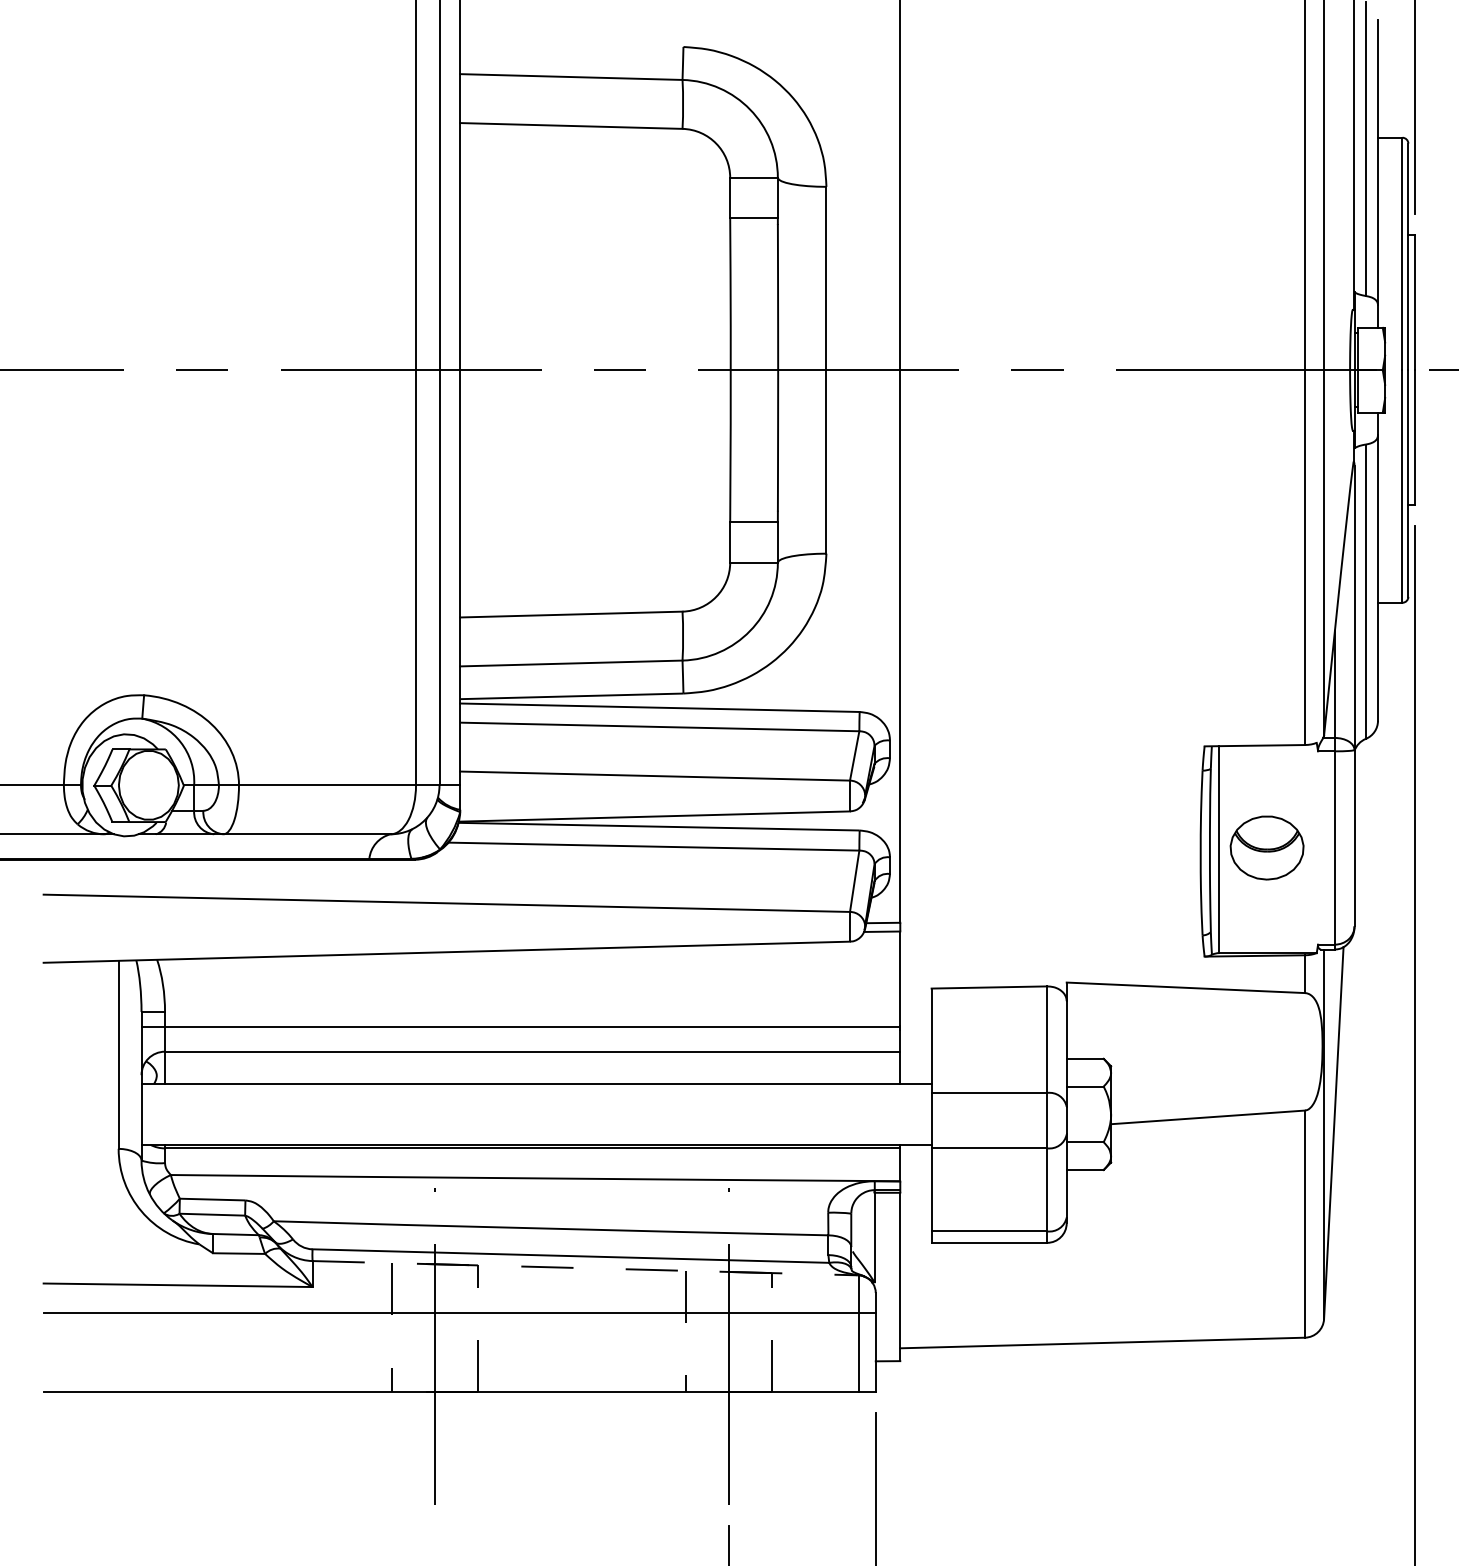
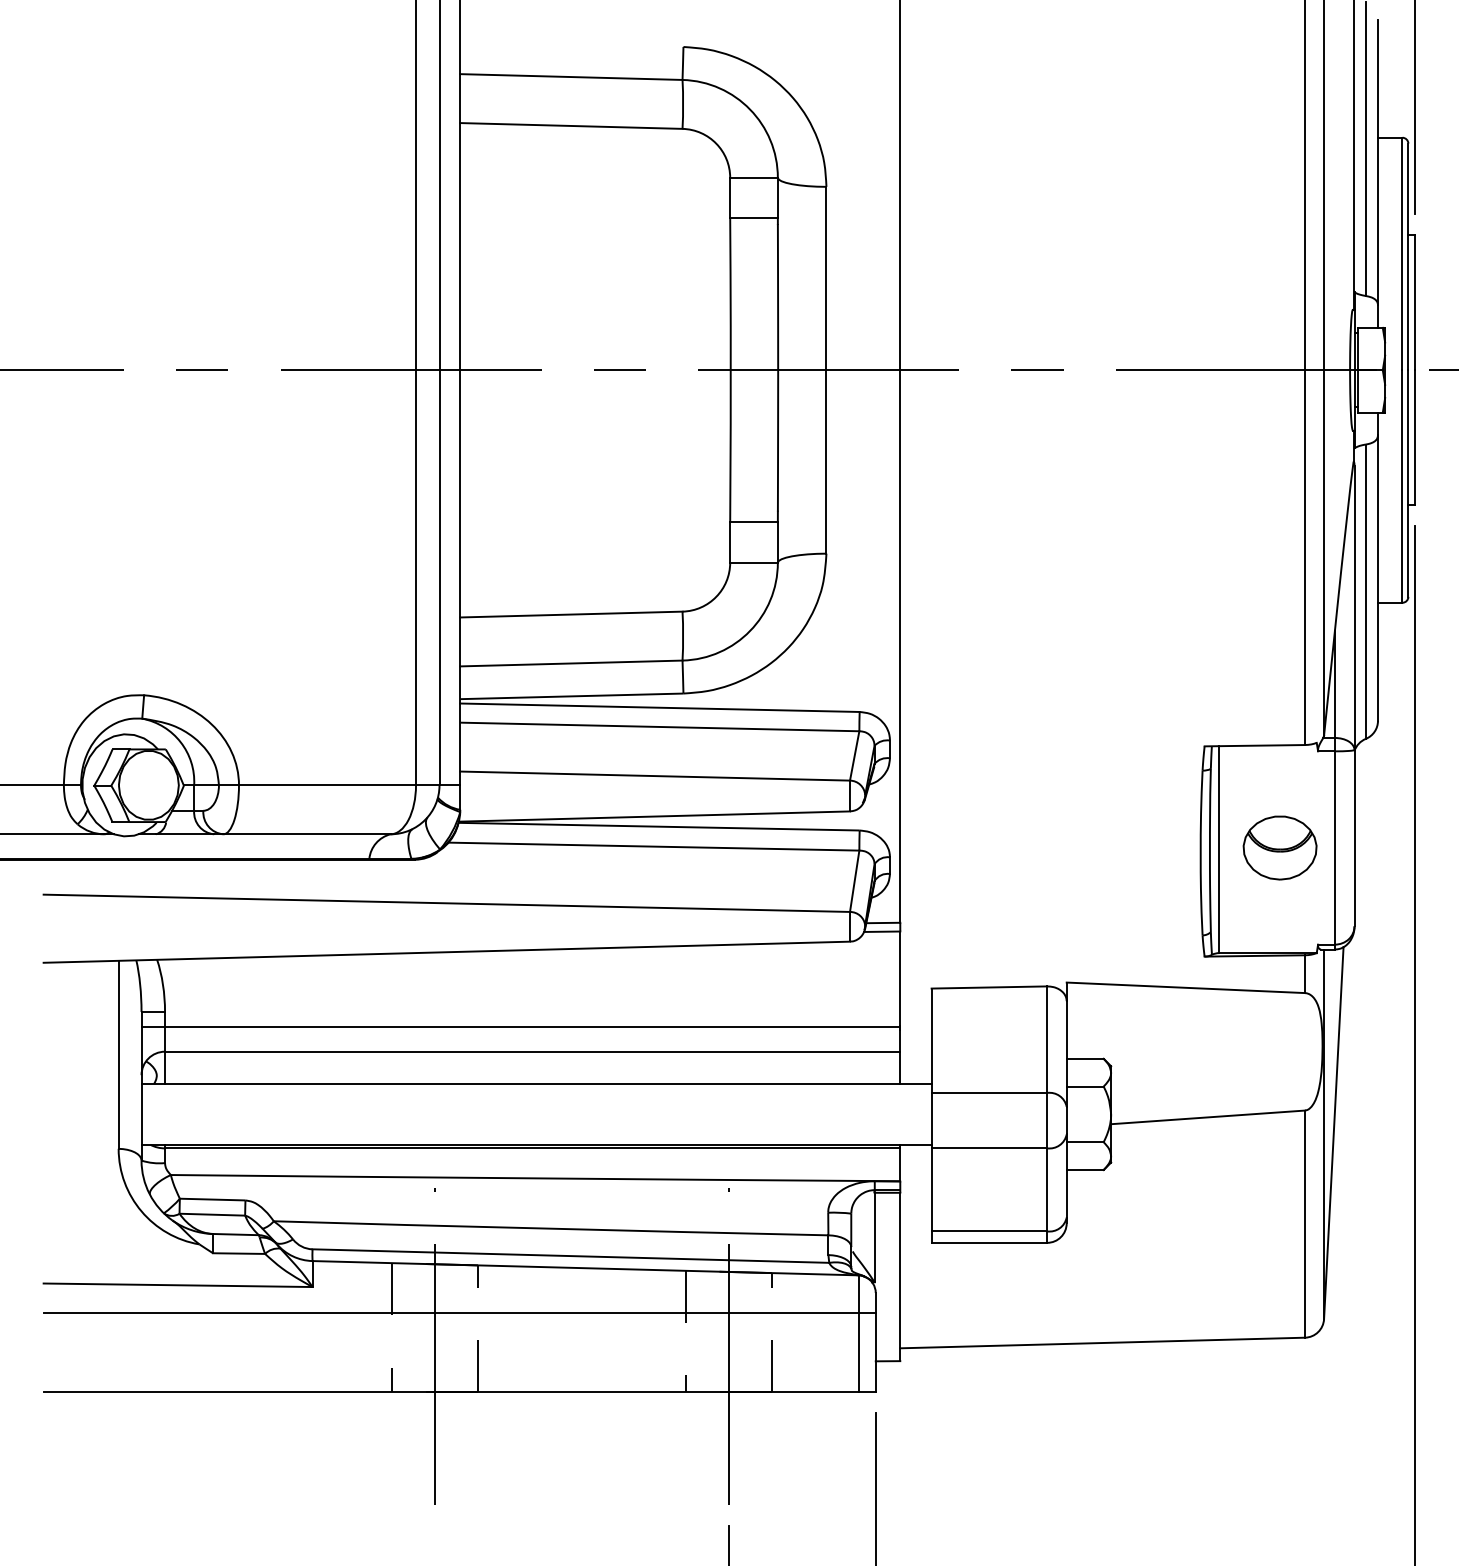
part position: (1266, 847) -> (1279, 847) (1279, 847)
line: dashed -> solid (585, 1268)
